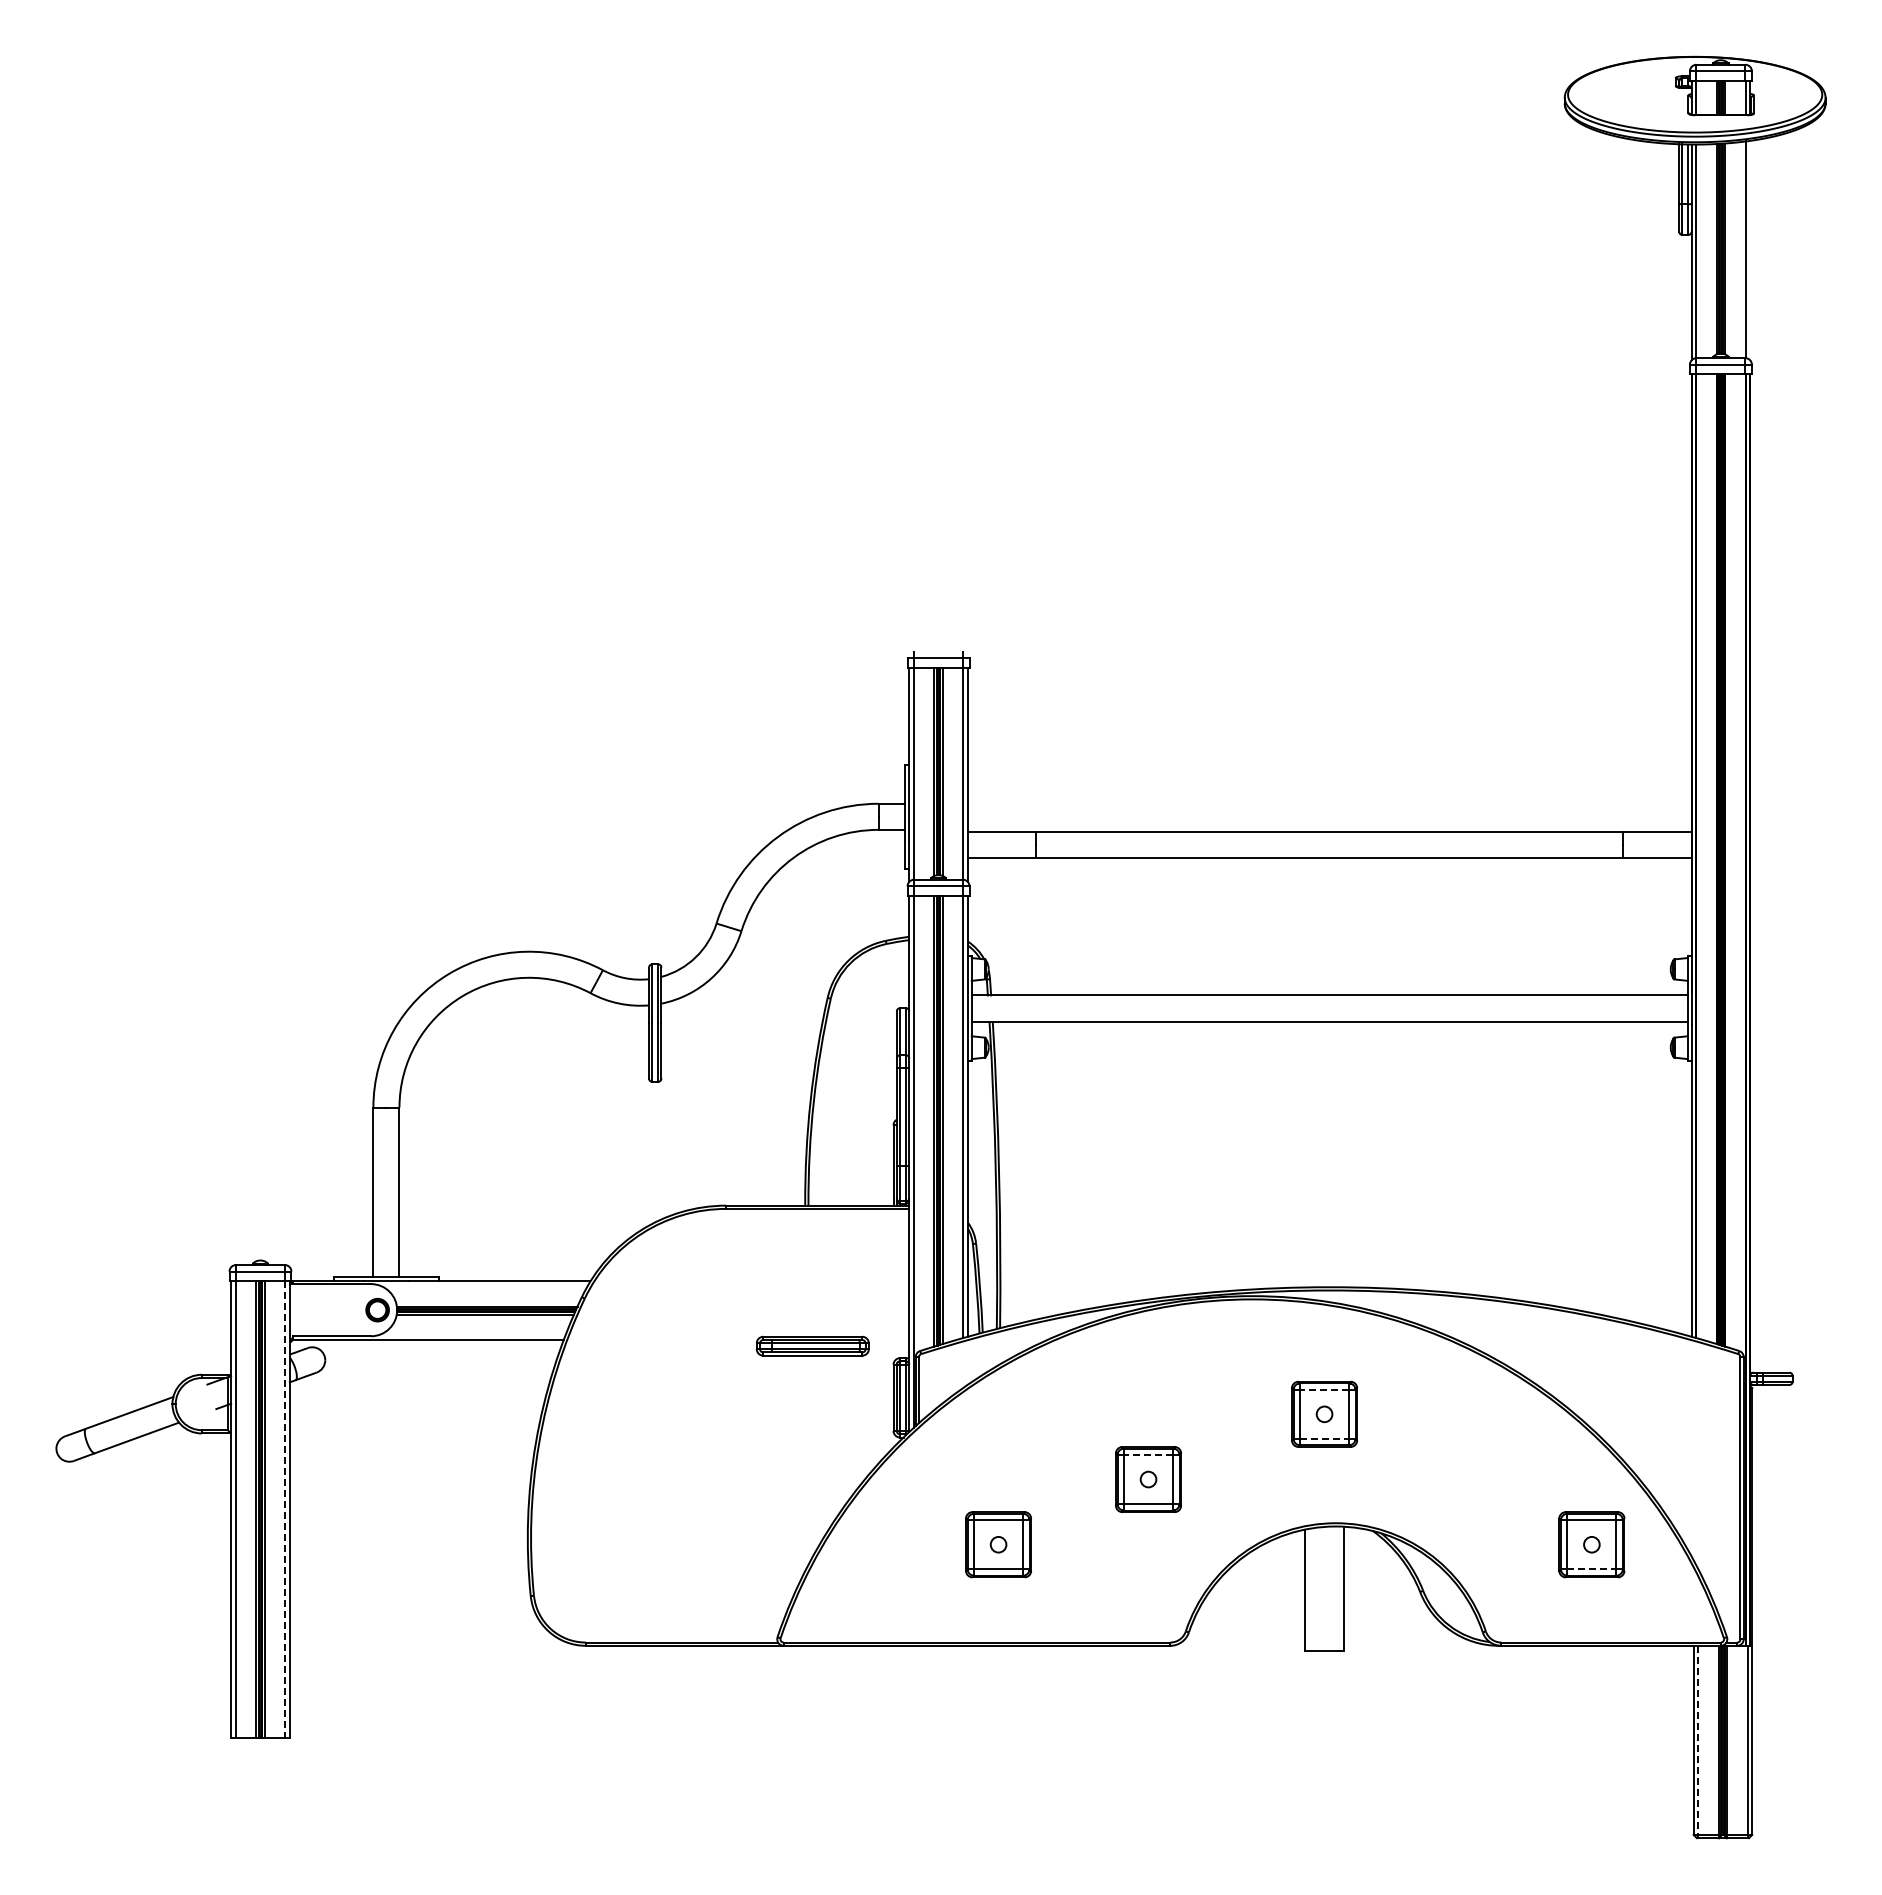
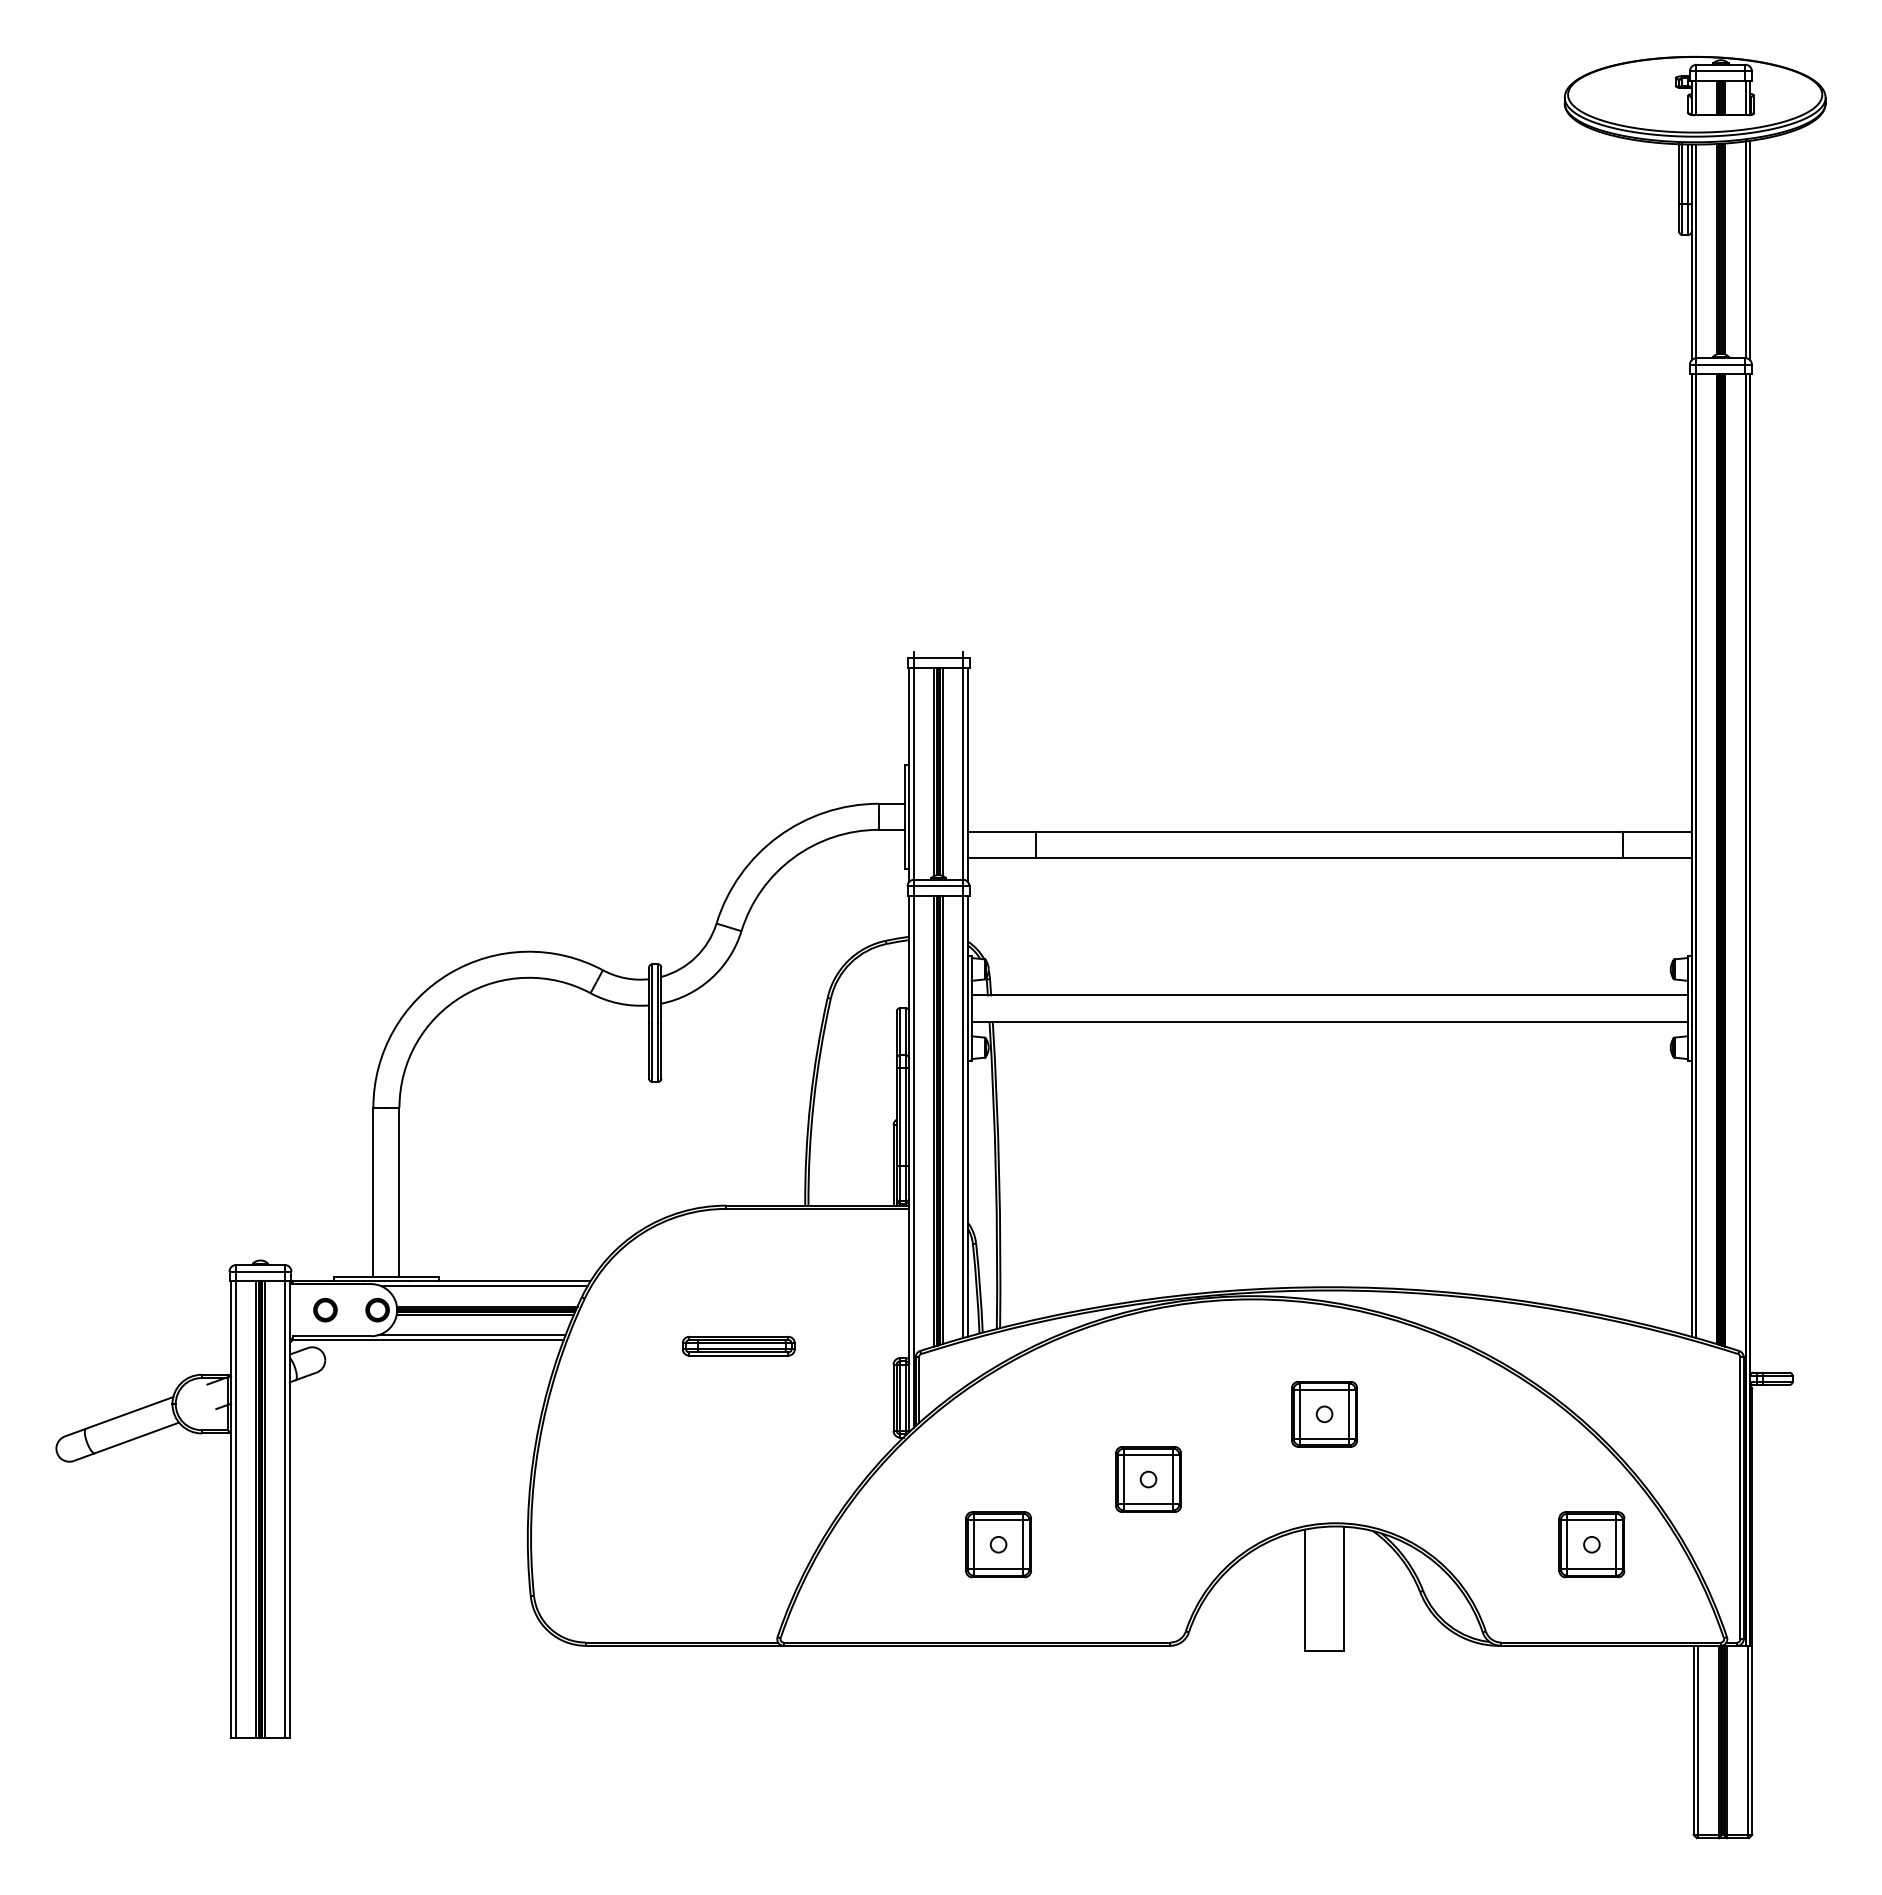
line: none -> present (1750, 250)
line: none -> present (483, 1285)
part: none -> present (325, 1309)
line: none -> present (471, 1335)
part position: (812, 1345) -> (738, 1345) (738, 1345)
line: dashed -> solid (1324, 1389)
line: dashed -> solid (1325, 1438)
line: dashed -> solid (1148, 1455)
line: dashed -> solid (285, 1510)
line: dashed -> solid (1592, 1569)
line: dashed -> solid (1698, 1740)
